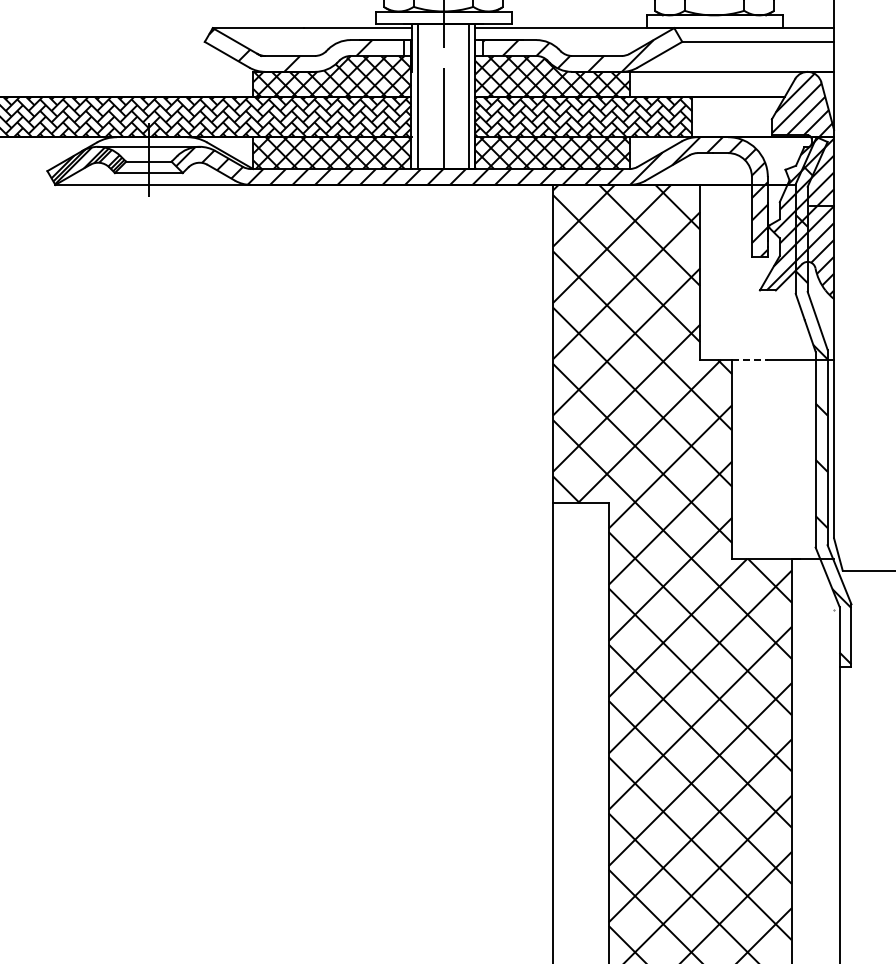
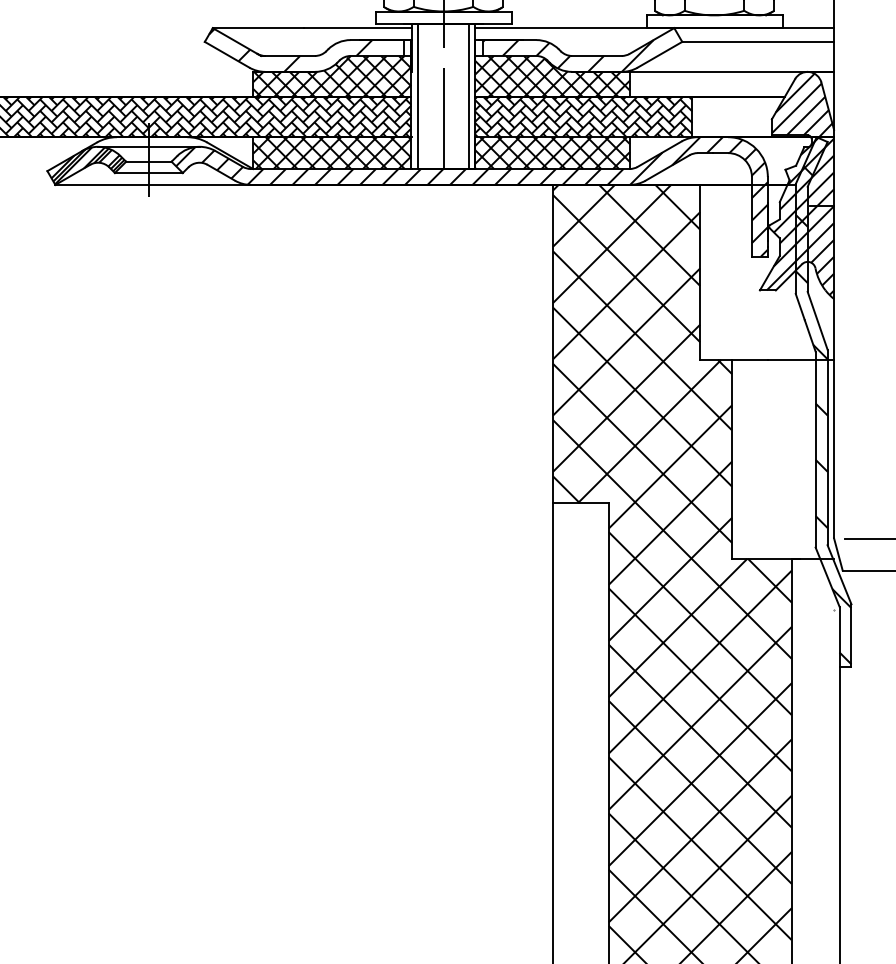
line: dashed -> solid (750, 359)
line: none -> present (868, 538)
